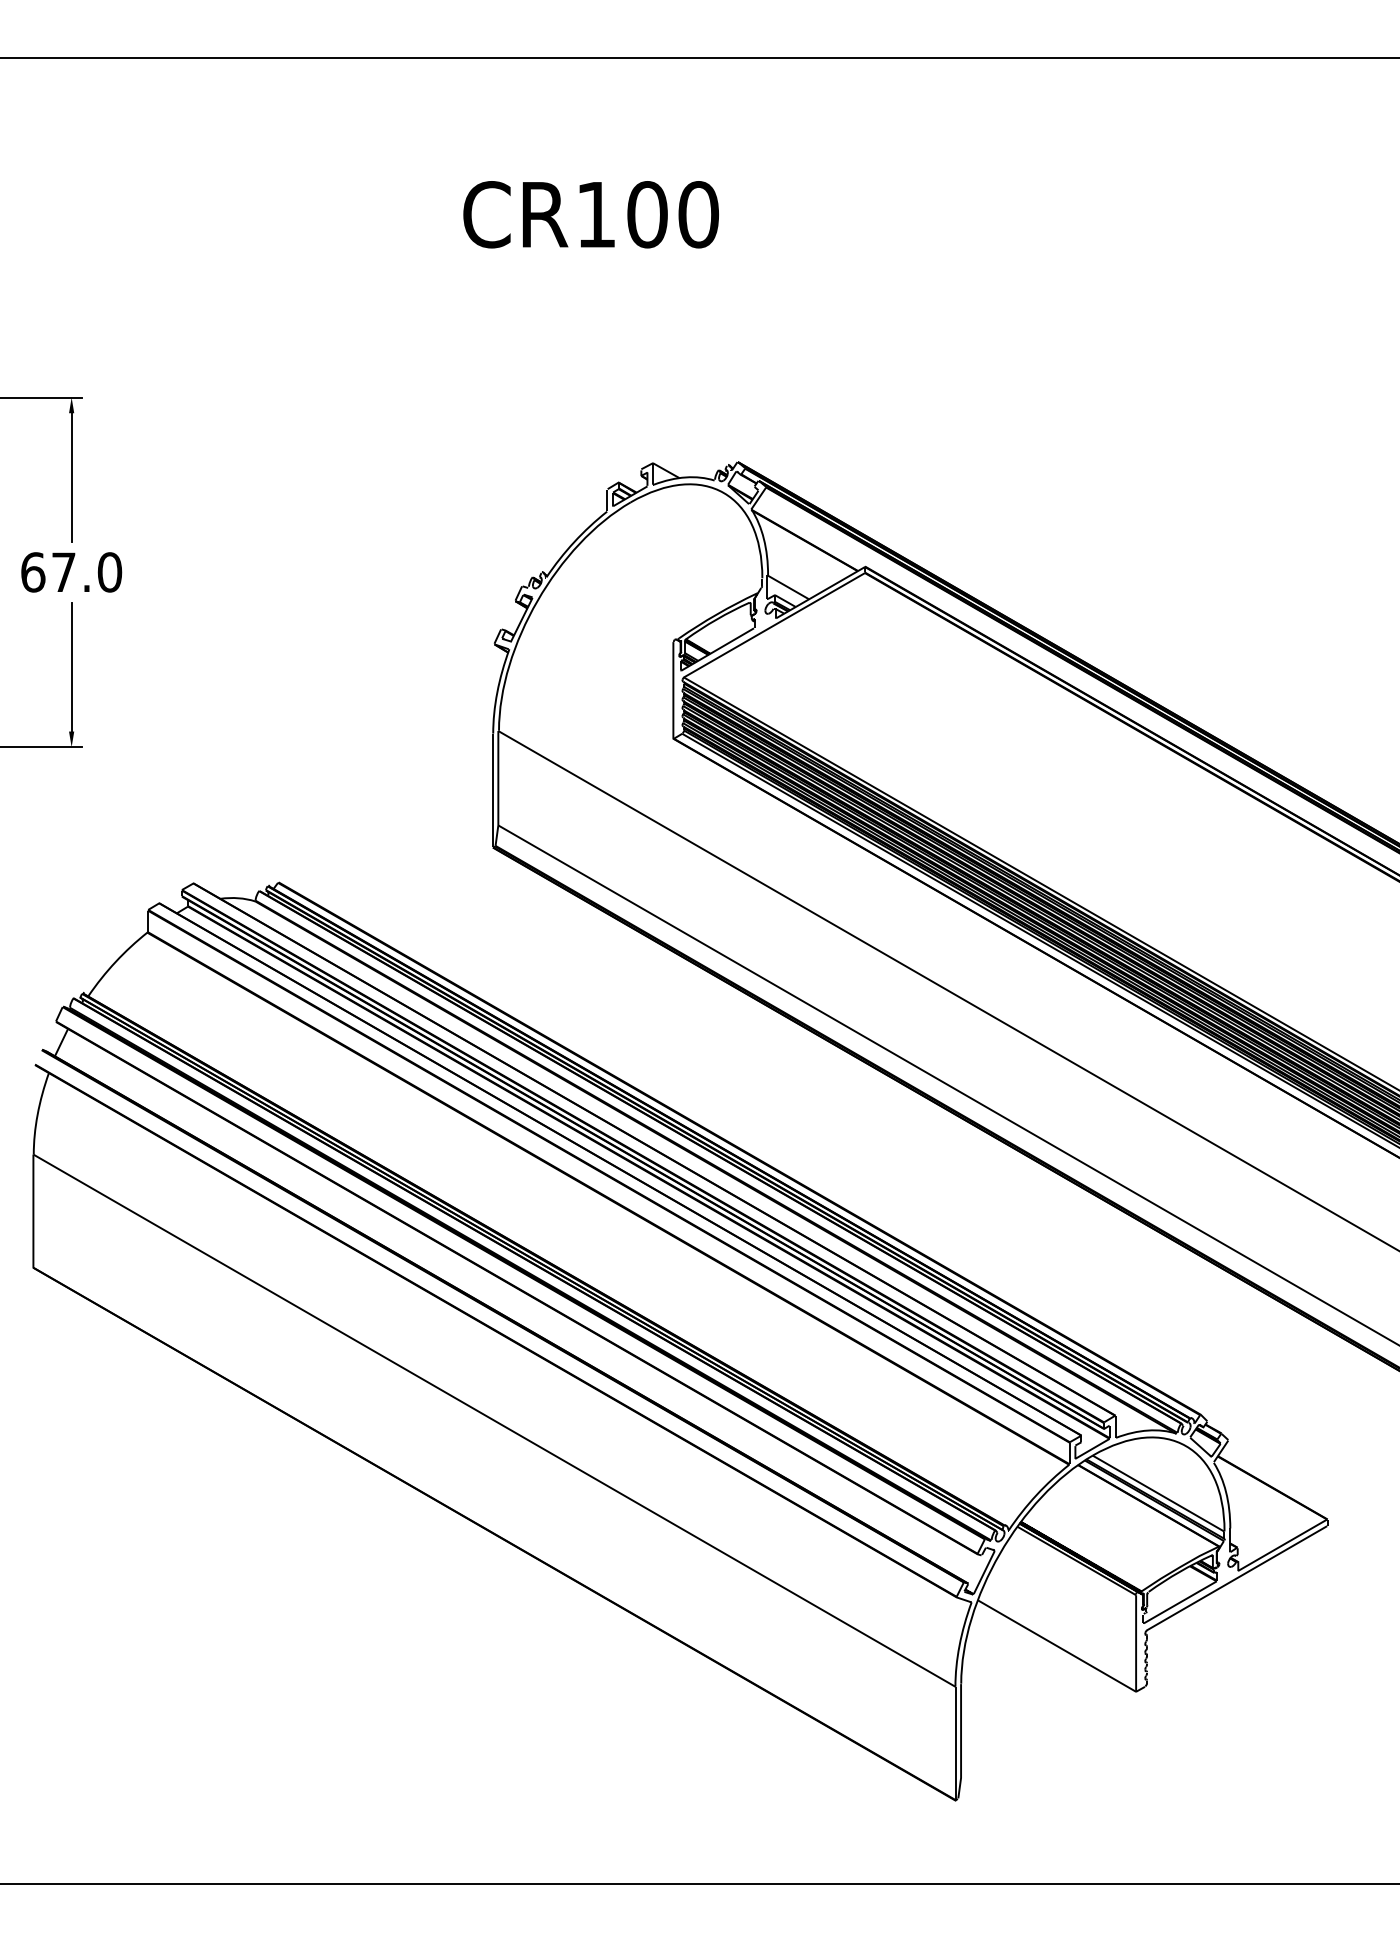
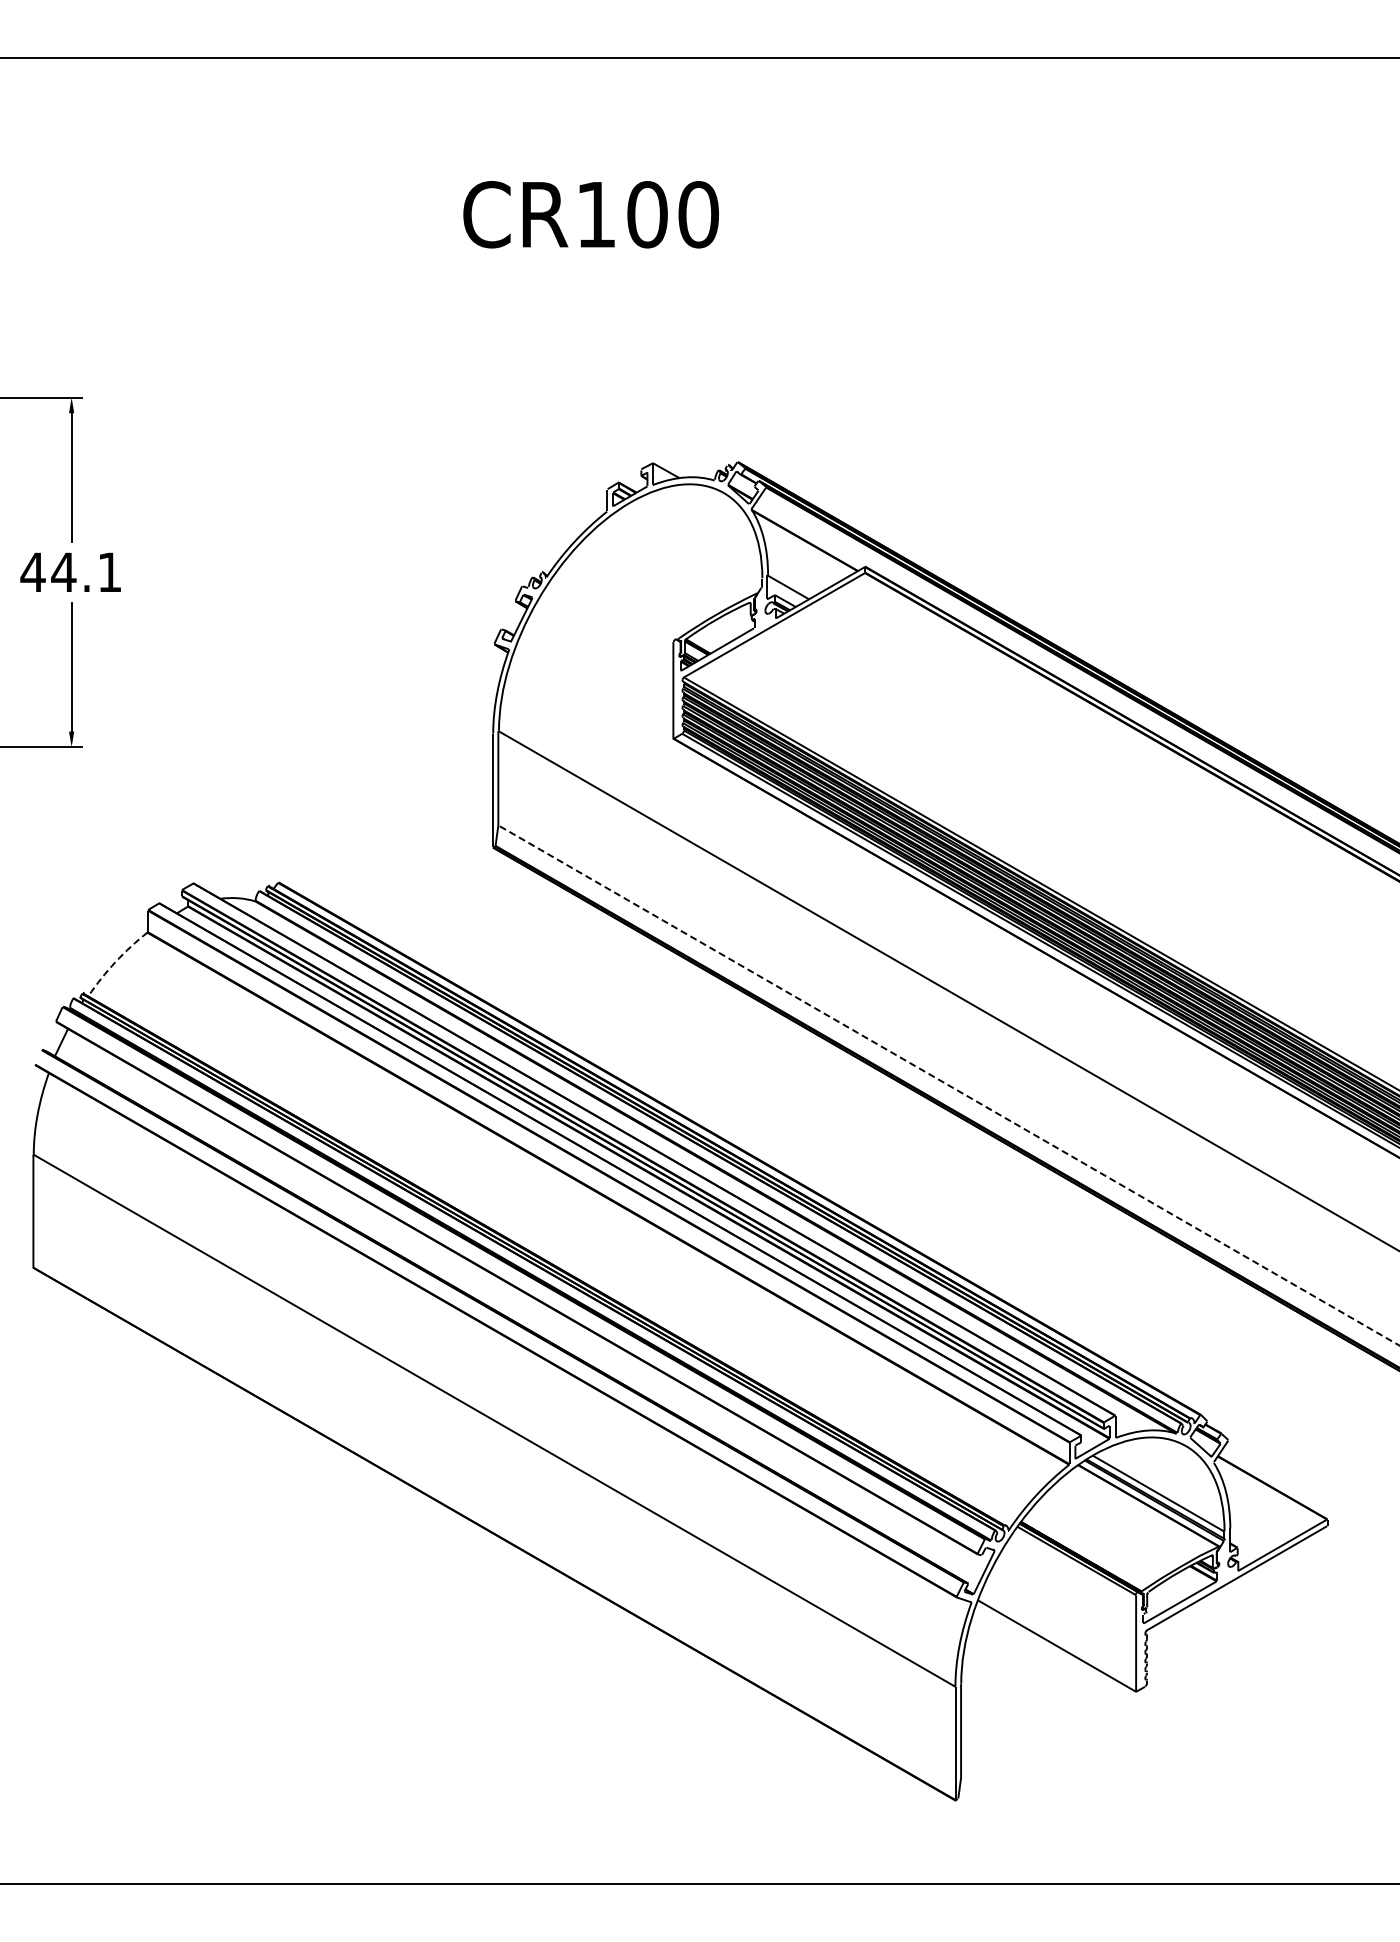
text: 67.0 -> 44.1 (71, 572)
arc: solid -> dashed (115, 961)
line: solid -> dashed (948, 1085)
